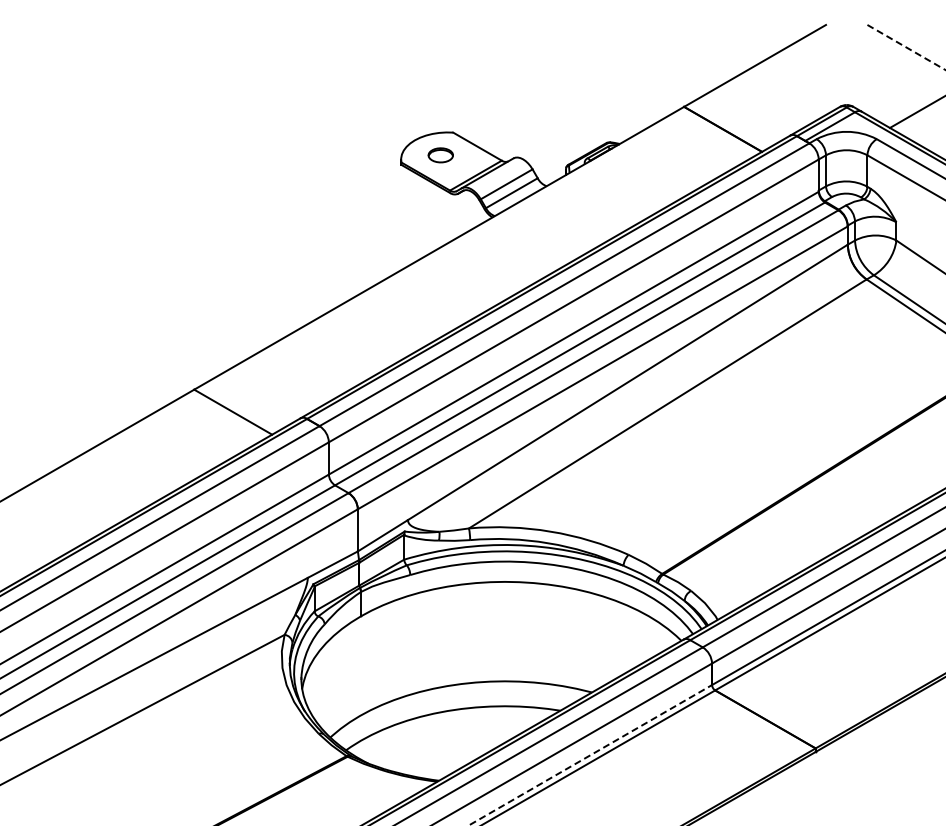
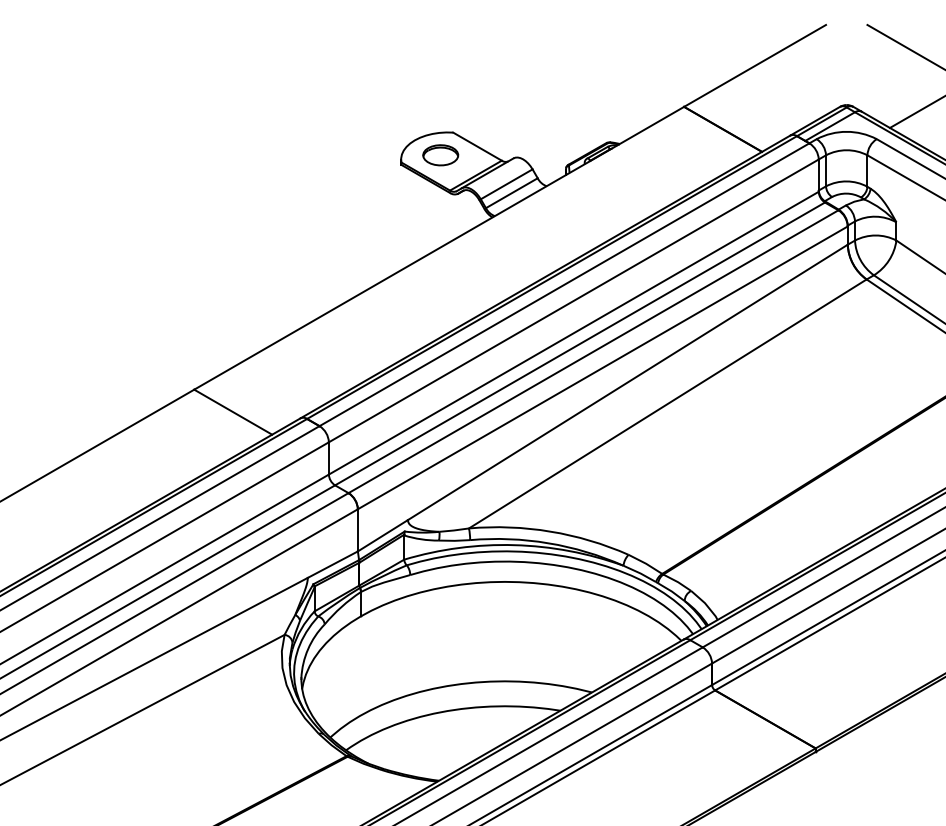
line: dashed -> solid (906, 47)
part size: 27x17 px -> 38x23 px (440, 155)
line: dashed -> solid (590, 755)
